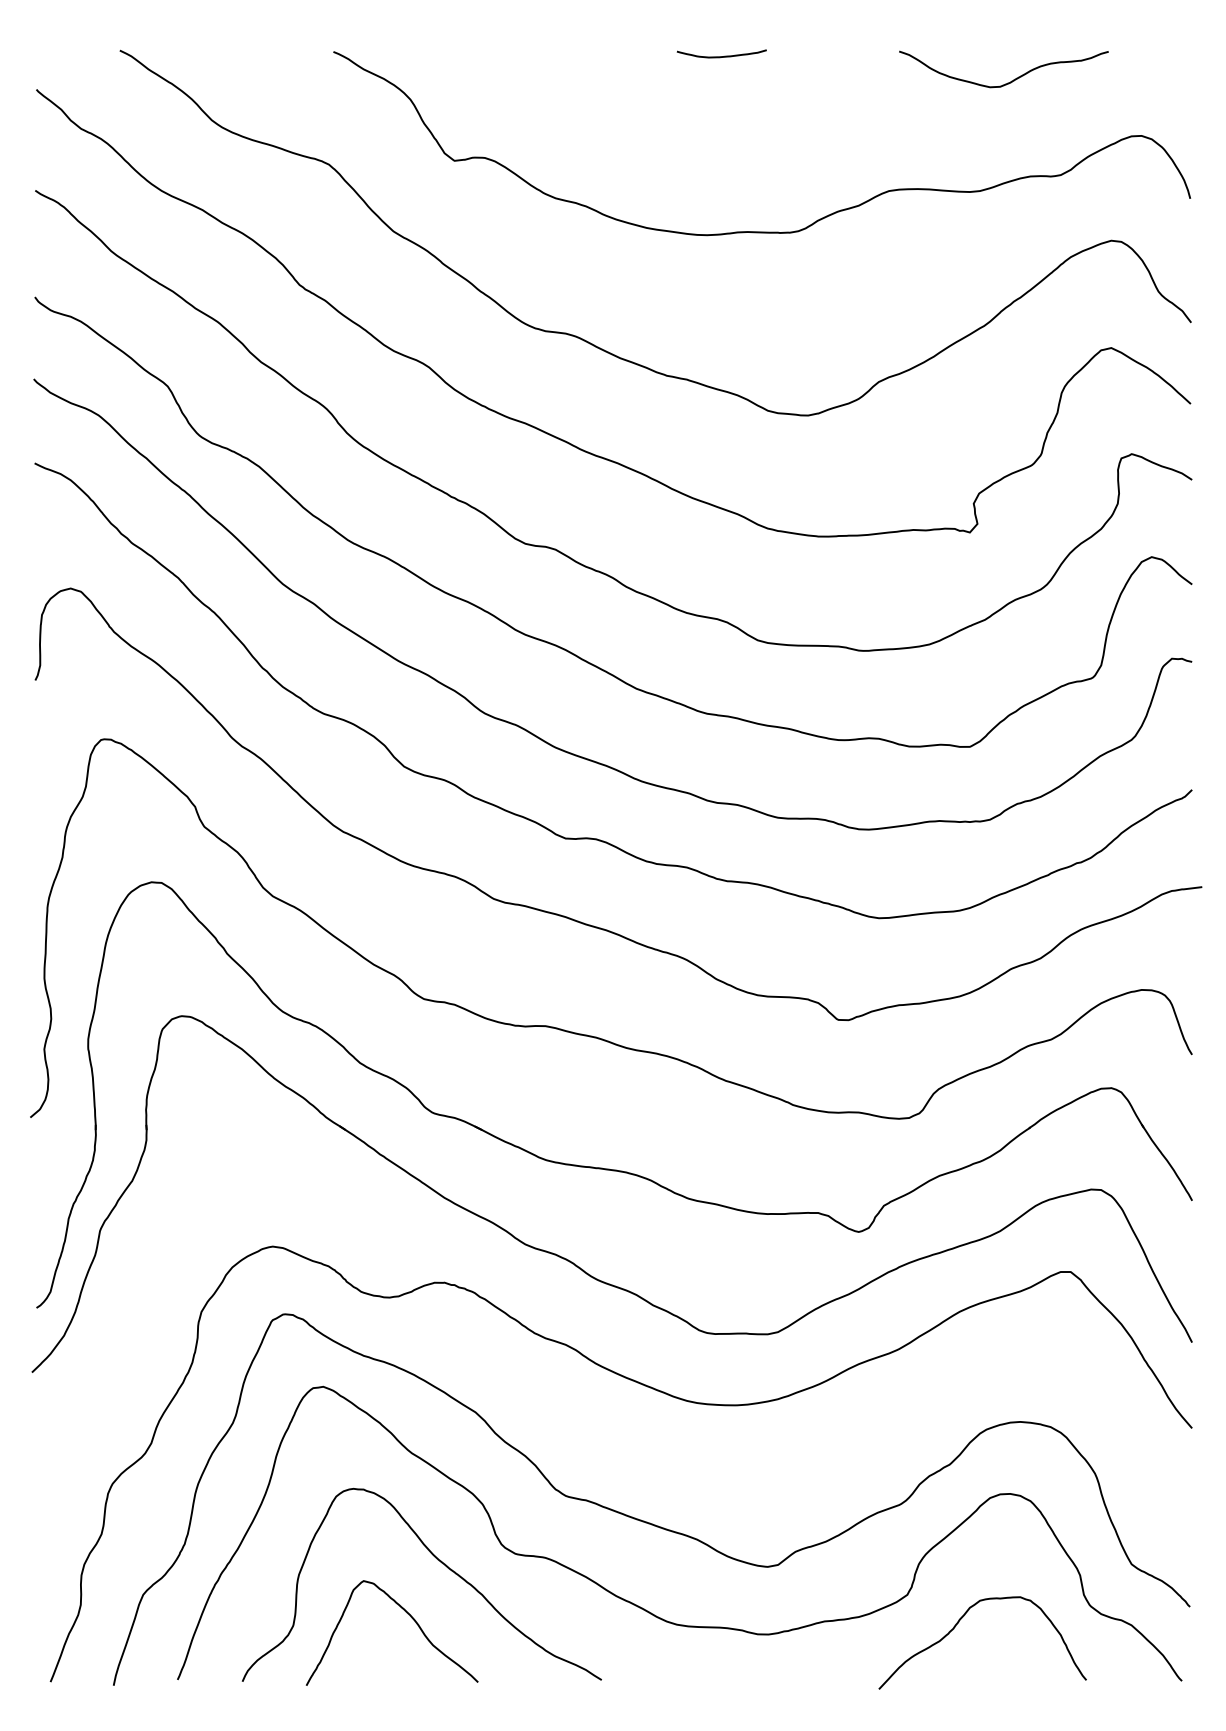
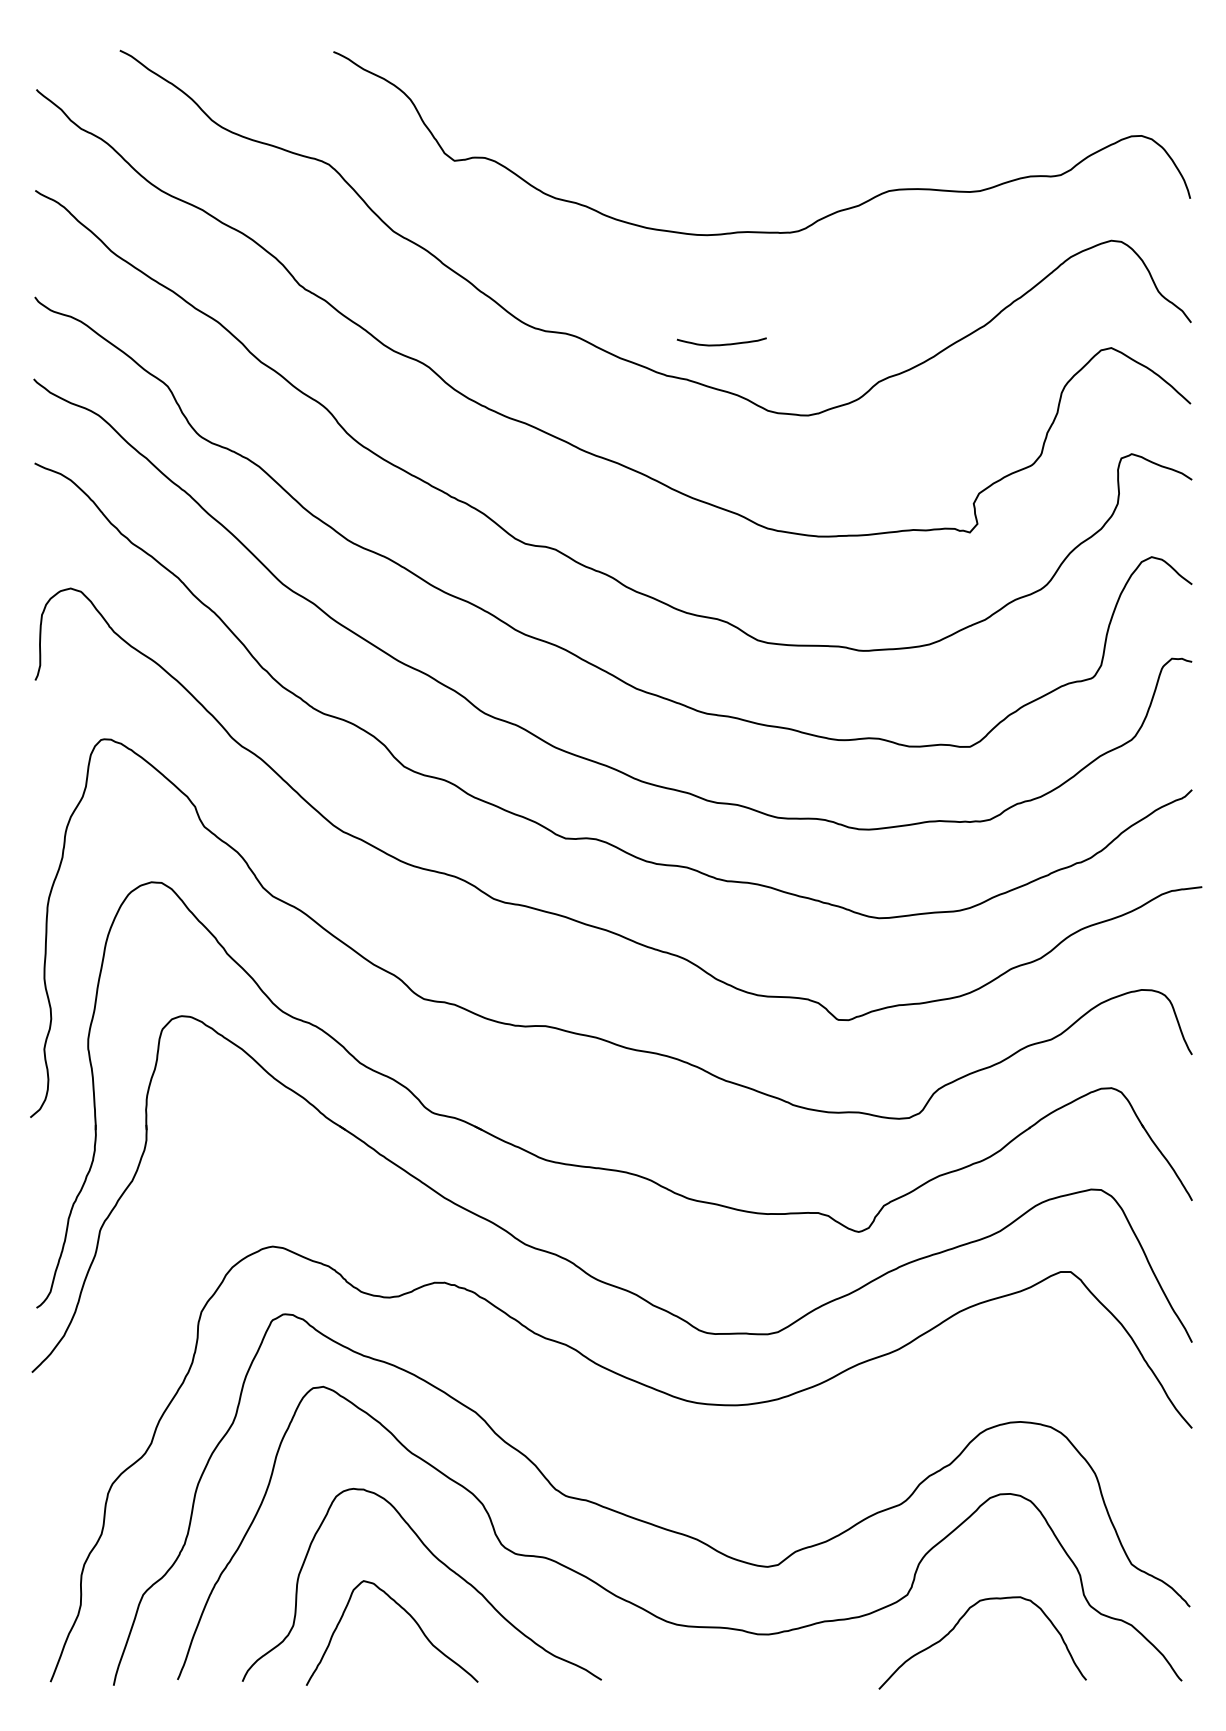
curve position: (721, 56) -> (721, 344) (721, 344)
curve: present -> none (1011, 80)
